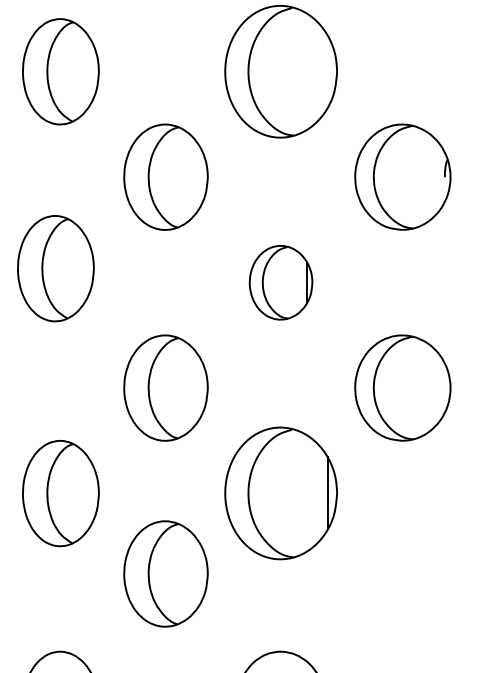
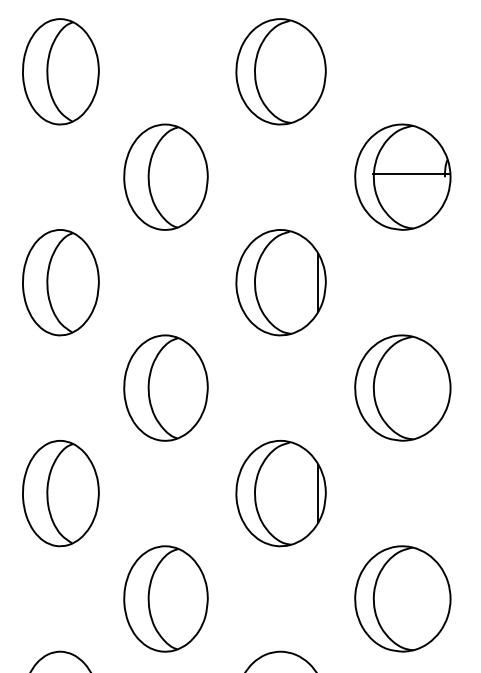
part size: 114x134 px -> 92x108 px (280, 71)
line: none -> present (410, 173)
part position: (55, 268) -> (60, 282) (60, 282)
part size: 66x76 px -> 92x108 px (280, 282)
part size: 114x135 px -> 92x108 px (280, 493)
part position: (165, 573) -> (165, 598) (165, 598)
part: none -> present (402, 598)
